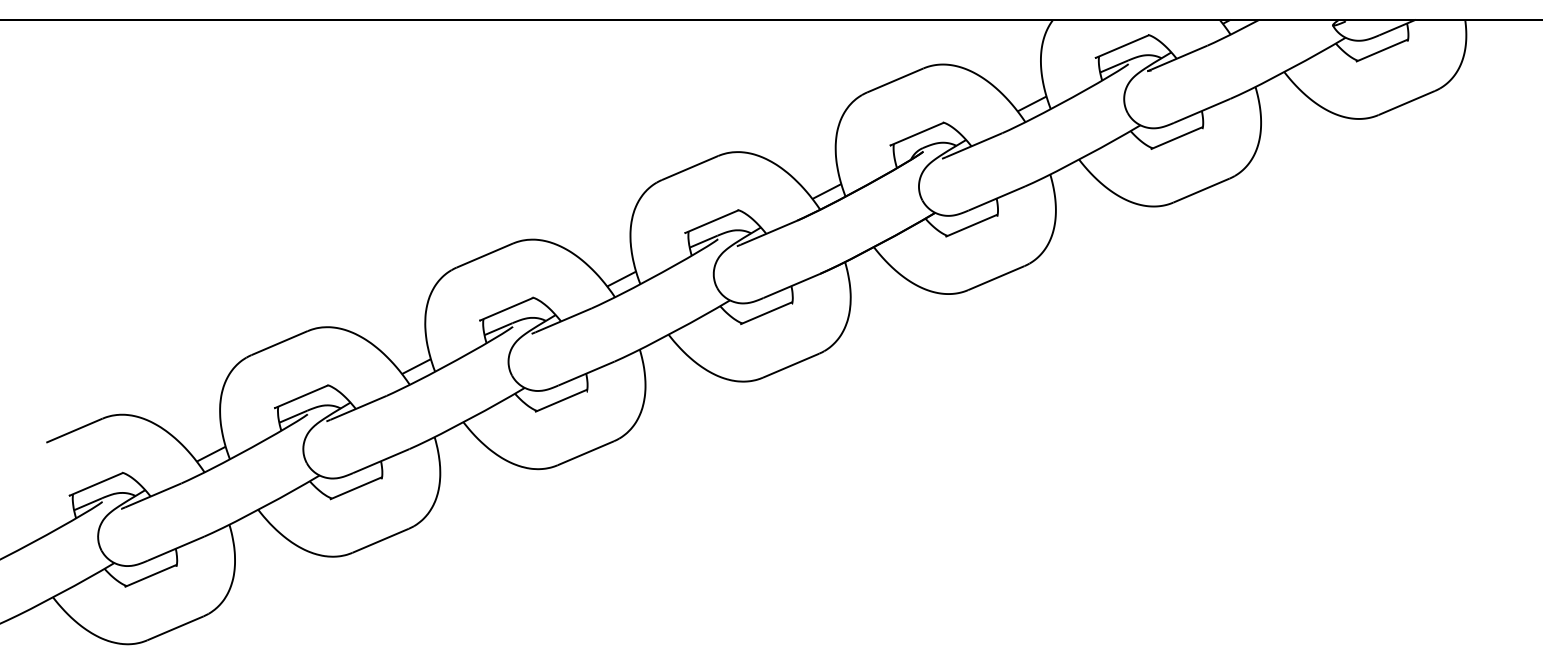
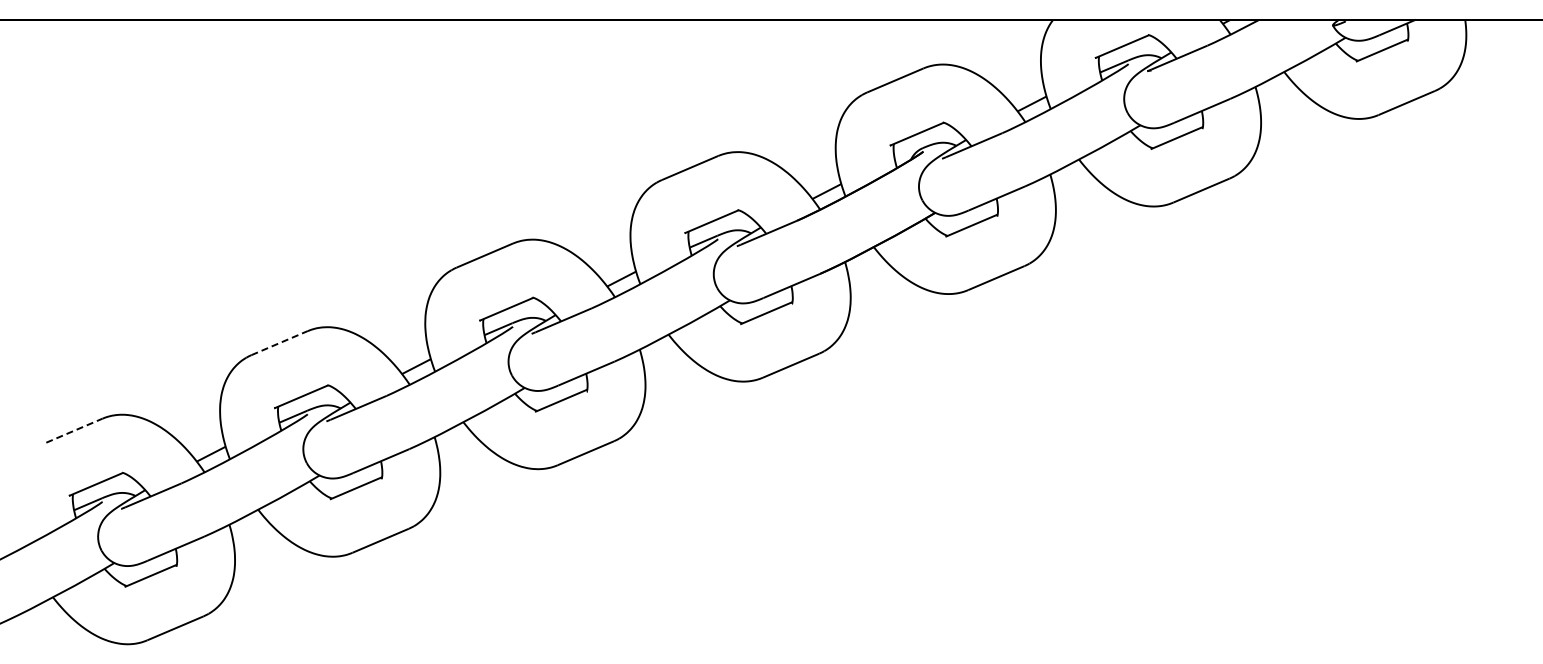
line: solid -> dashed (279, 343)
line: solid -> dashed (74, 430)
